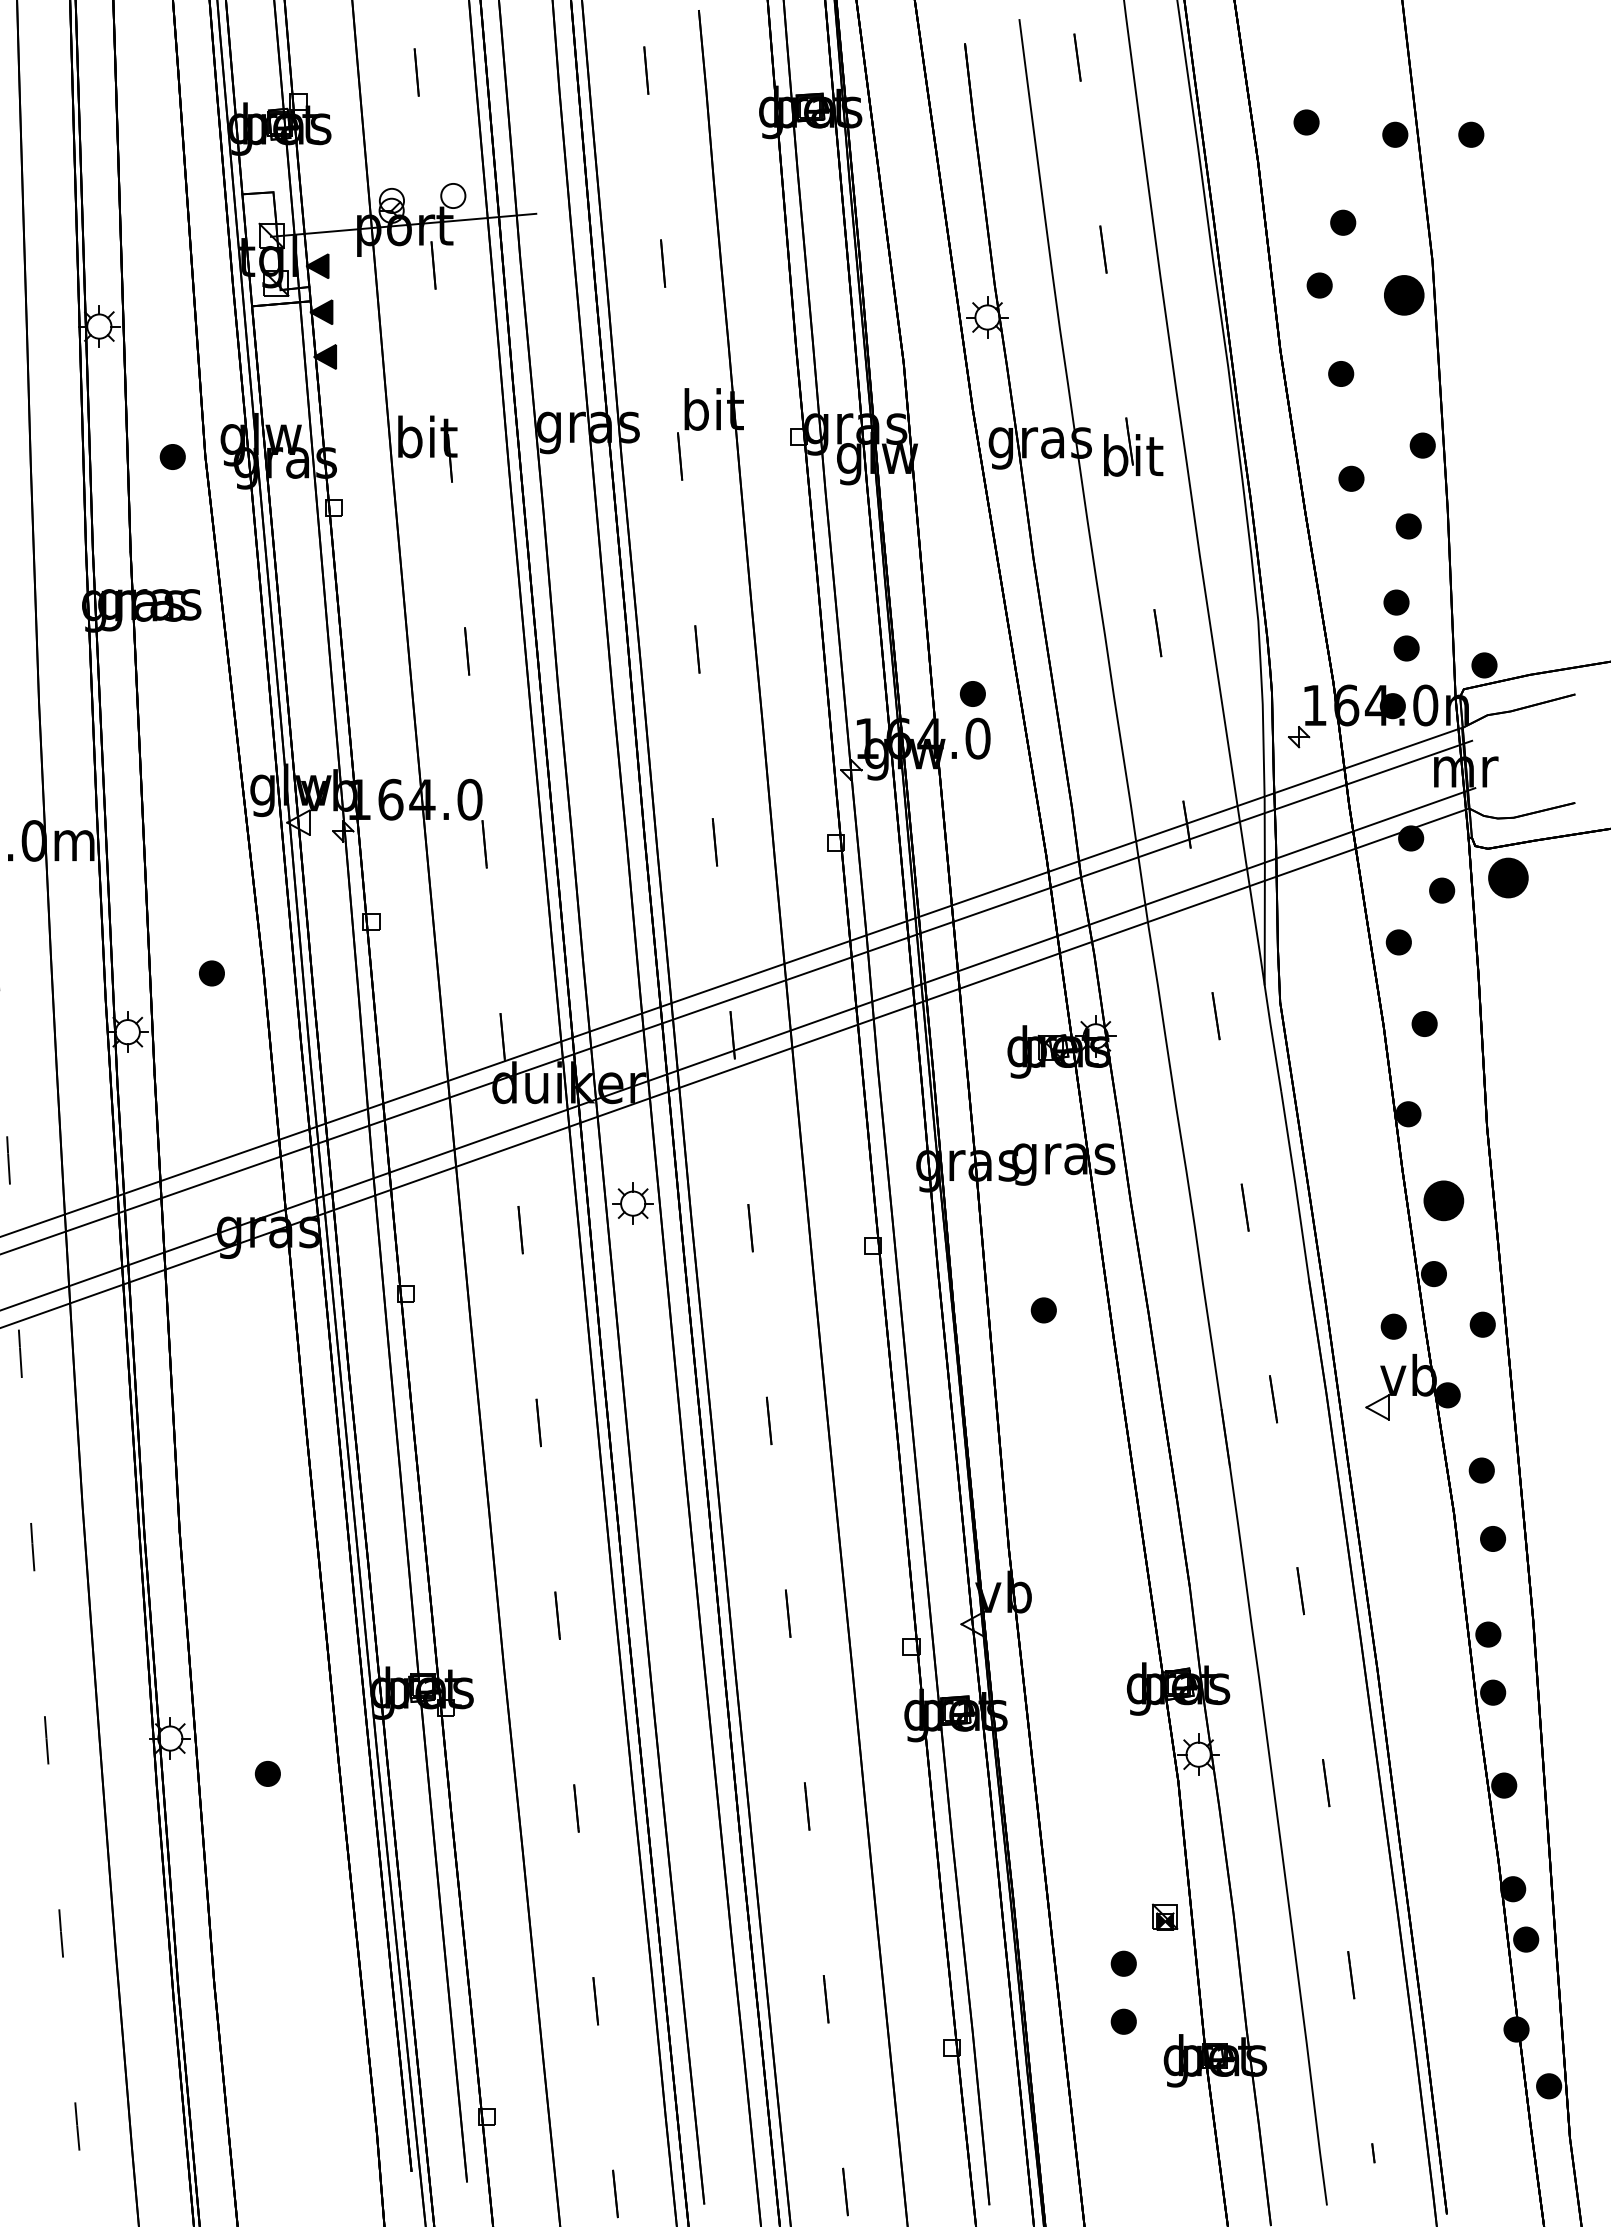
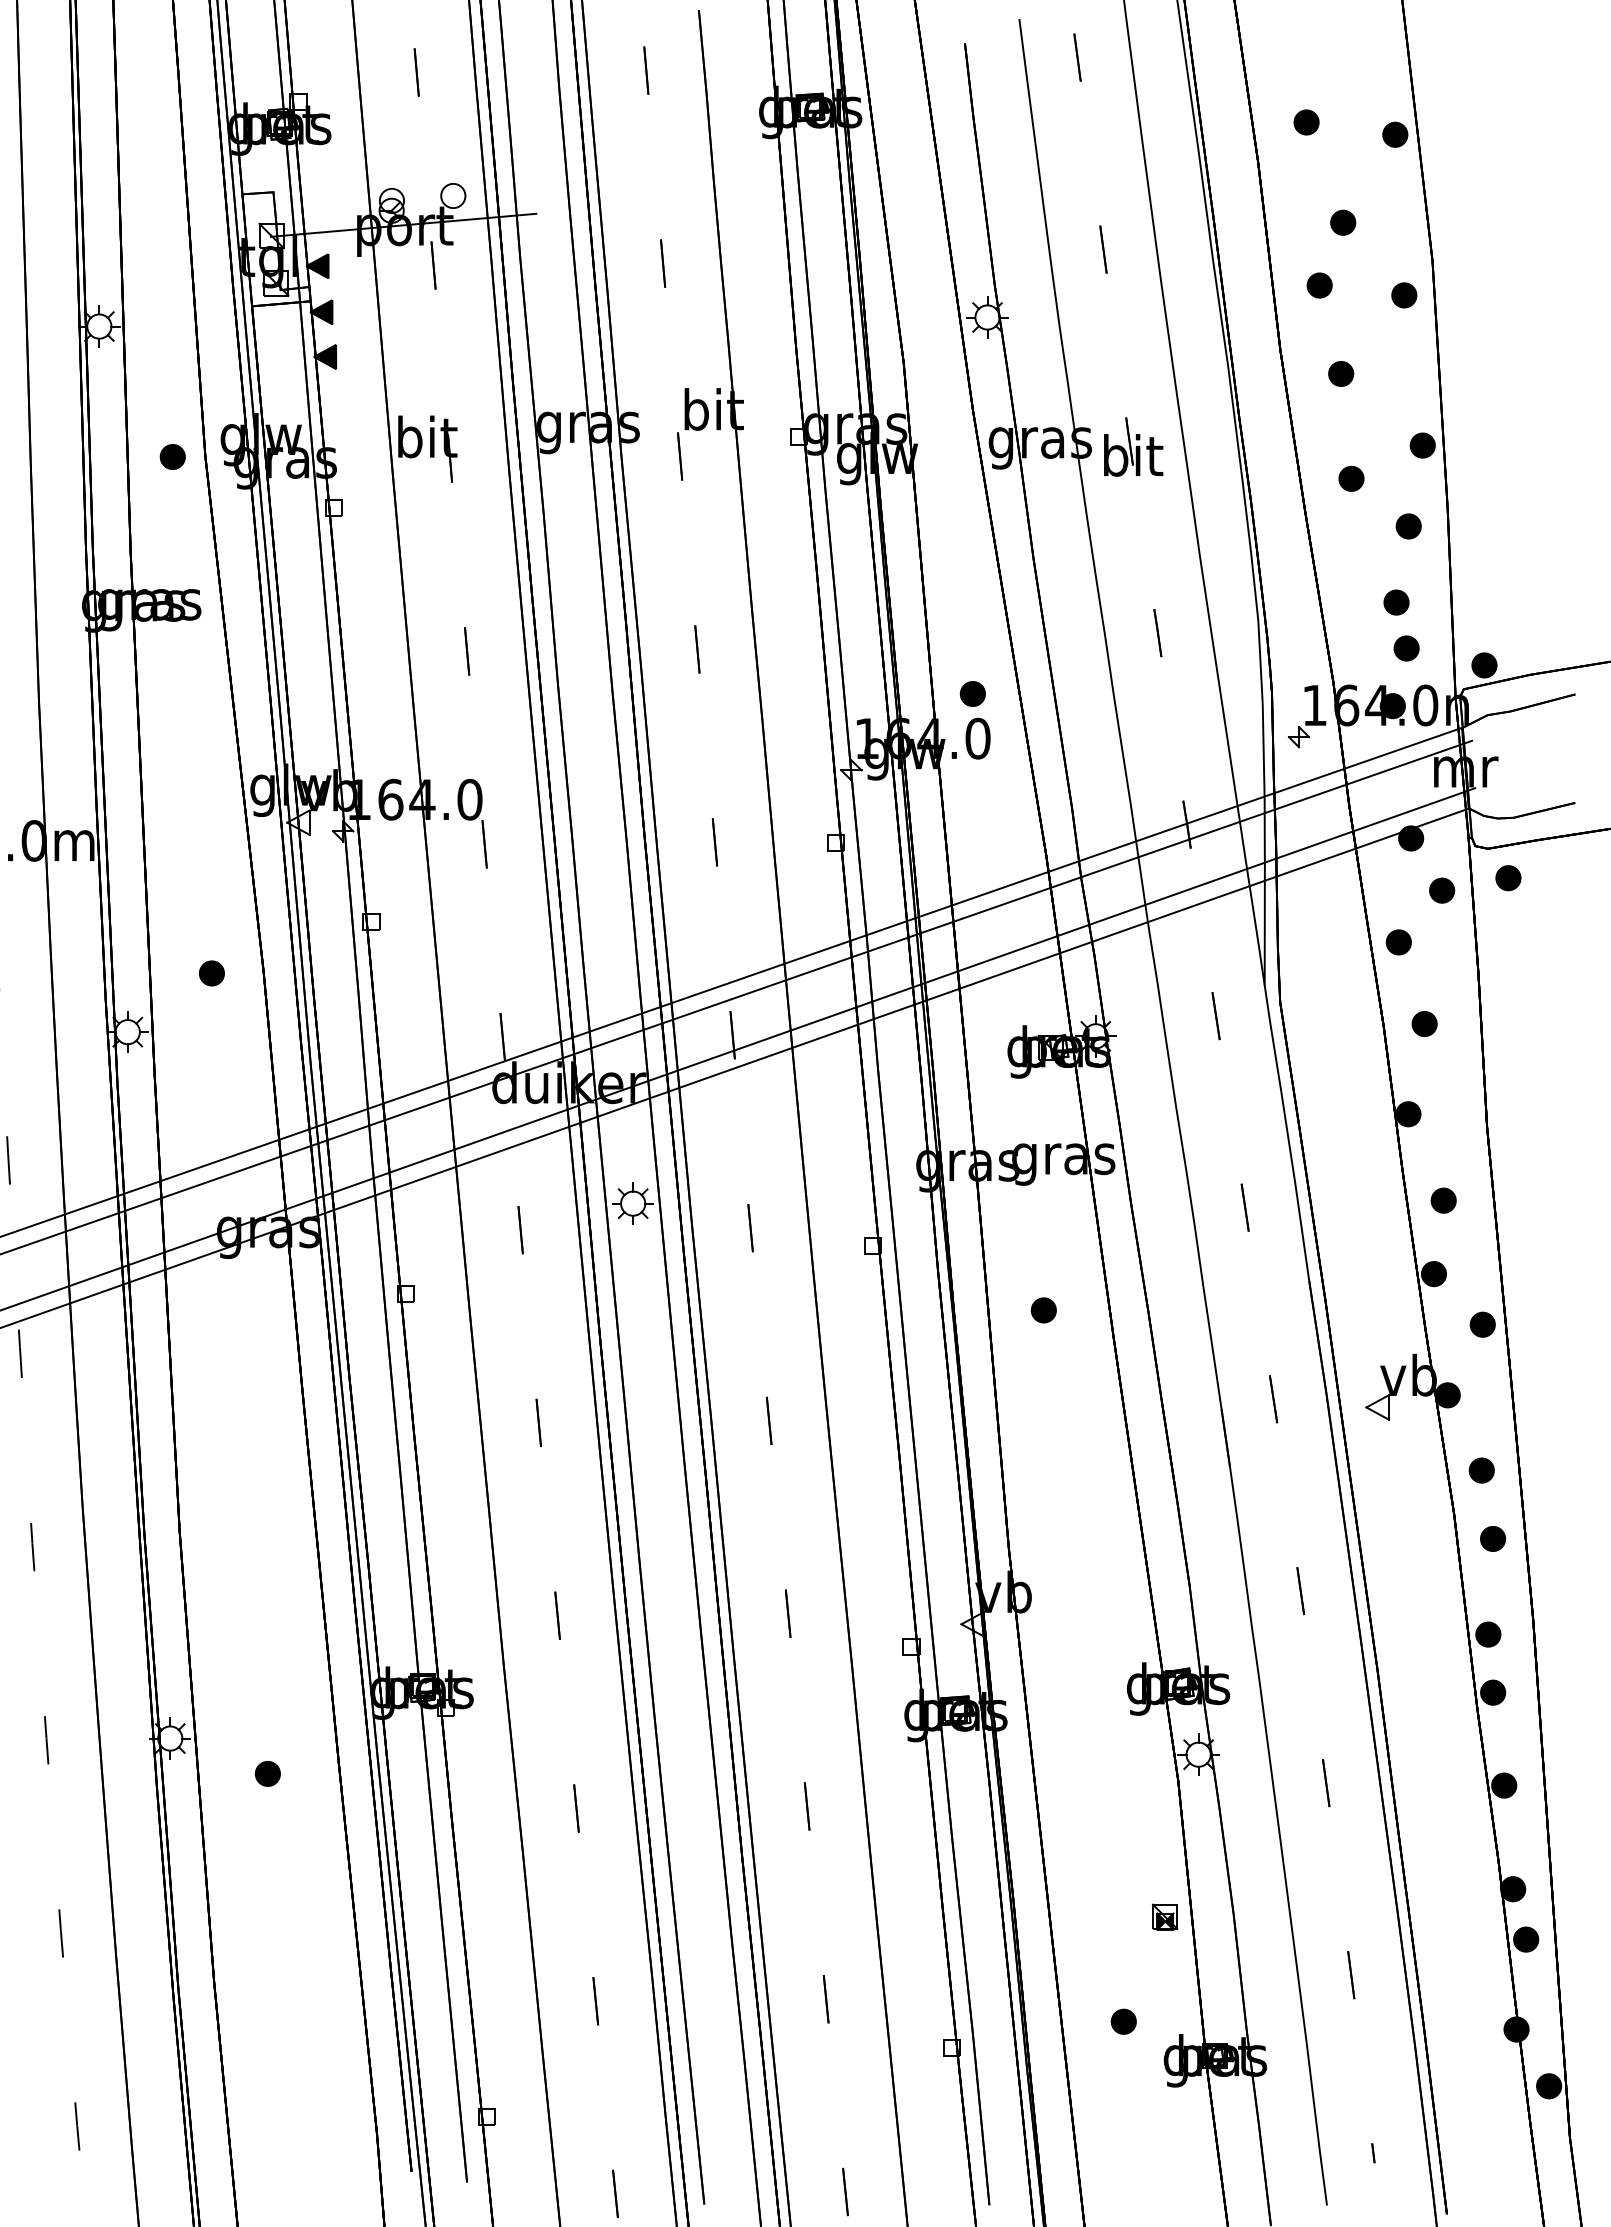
part: present -> none (1471, 134)
part size: 41x41 px -> 27x27 px (1404, 295)
part size: 41x42 px -> 27x27 px (1508, 878)
part size: 42x42 px -> 27x27 px (1443, 1200)
part: present -> none (1393, 1326)
part: present -> none (1123, 1963)
